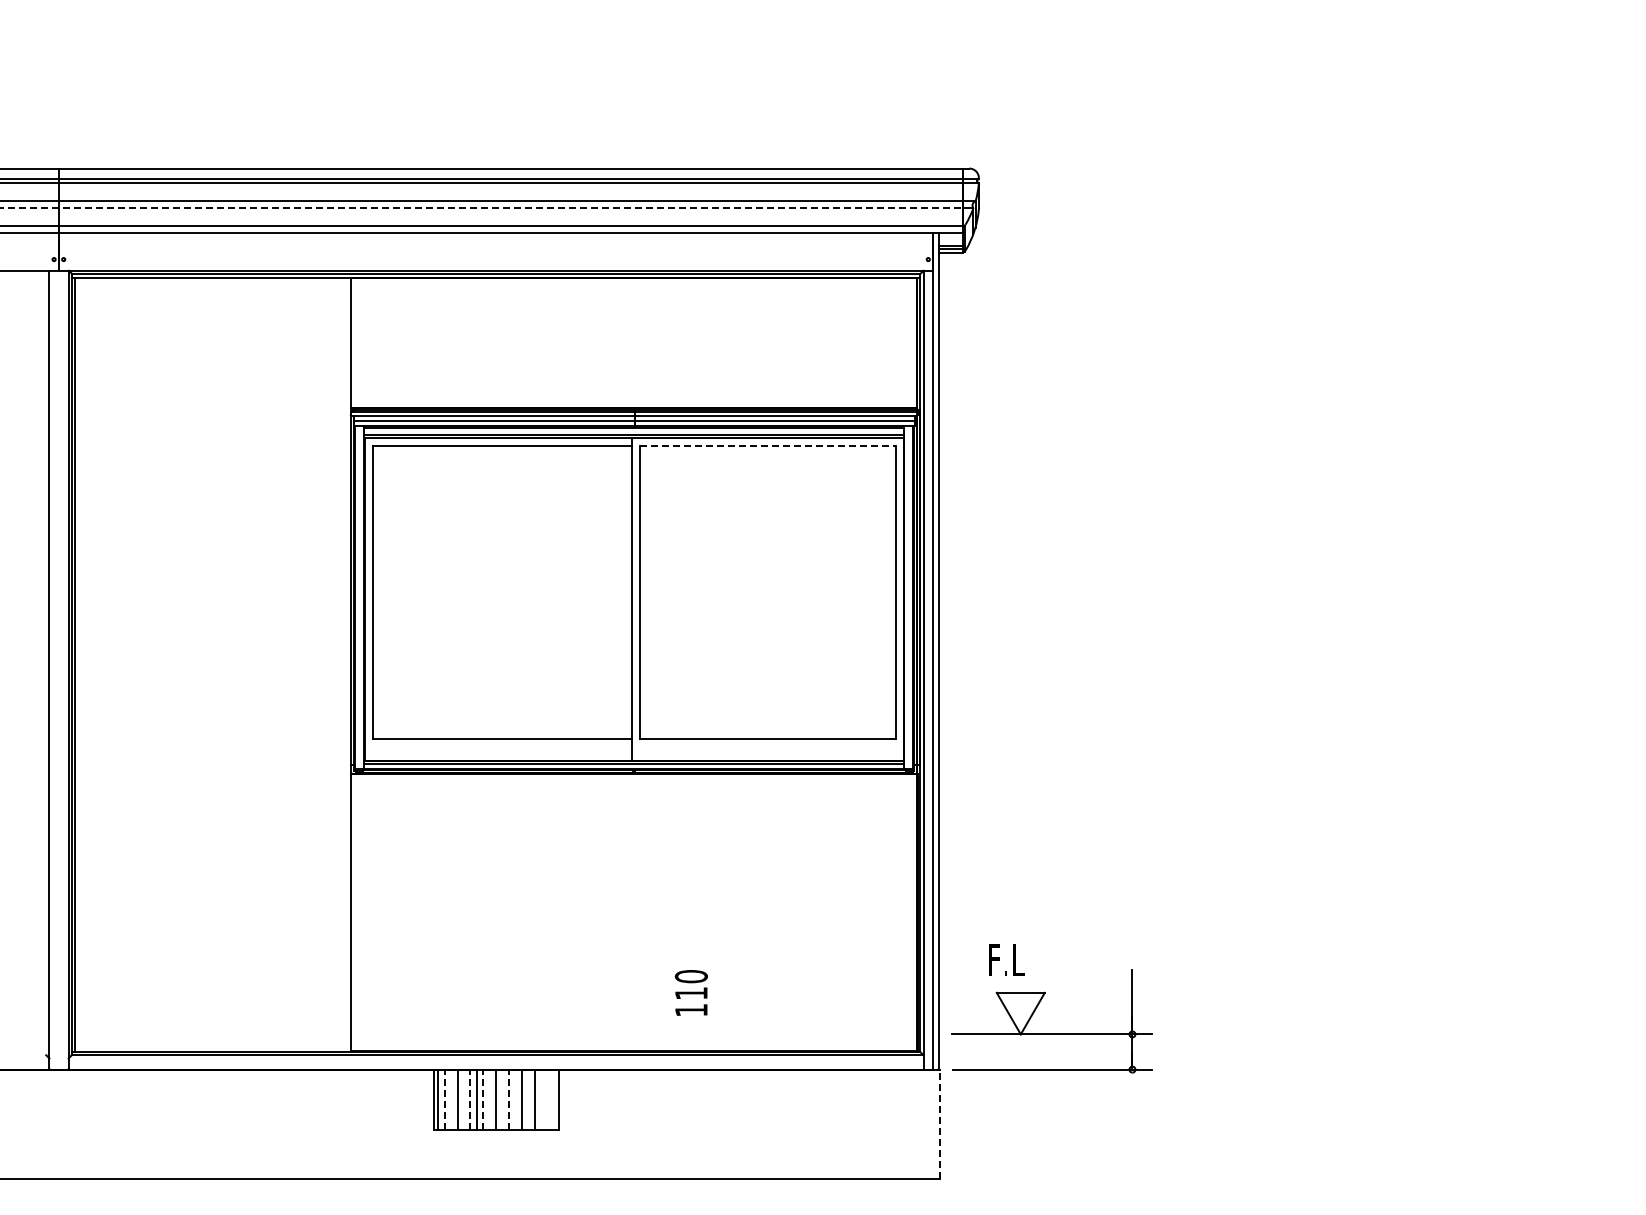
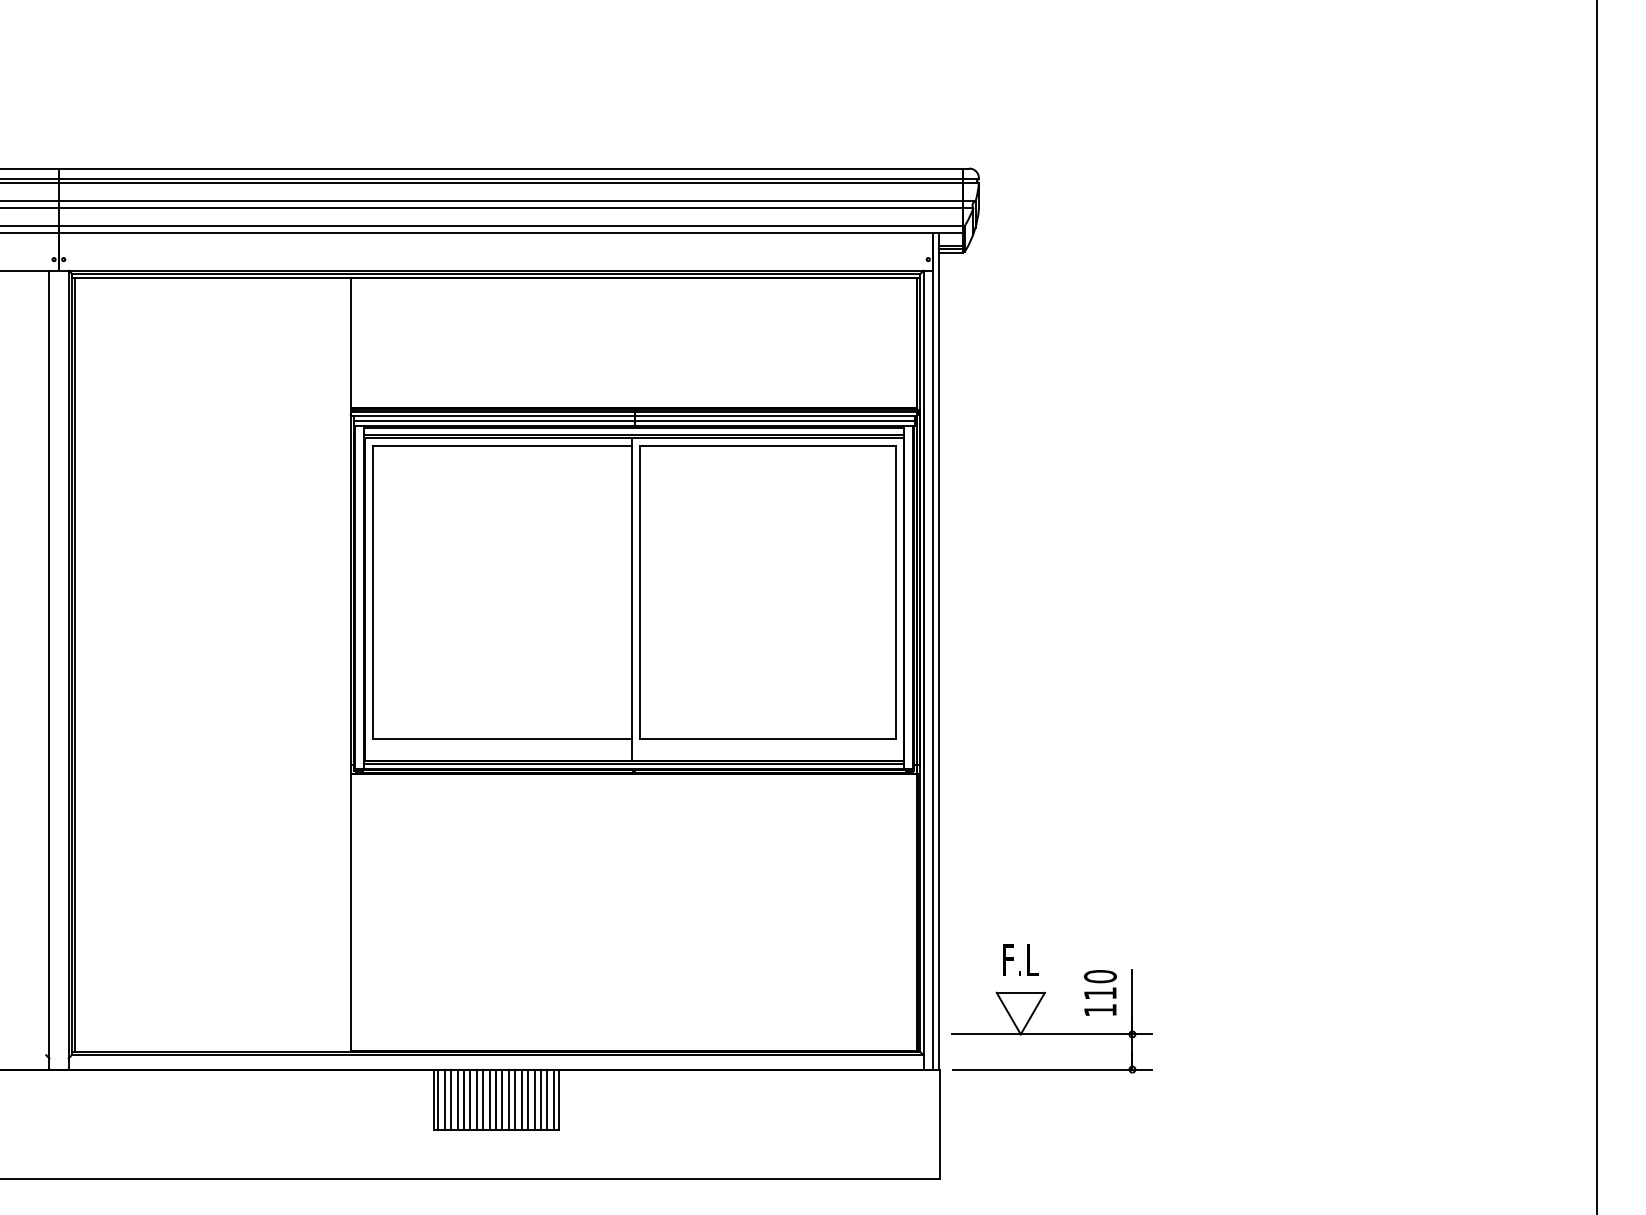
line: dashed -> solid (482, 208)
line: dashed -> solid (767, 446)
line: none -> present (1596, 606)
text position: (1006, 959) -> (1020, 959) (1020, 959)
text position: (691, 992) -> (1100, 992) (1100, 992)
line: dashed -> solid (444, 1099)
line: none -> present (451, 1099)
line: none -> present (464, 1099)
line: dashed -> solid (470, 1099)
line: dashed -> solid (483, 1099)
line: none -> present (489, 1099)
line: none -> present (502, 1099)
line: dashed -> solid (508, 1099)
line: none -> present (515, 1099)
line: none -> present (528, 1099)
line: none -> present (540, 1099)
line: none -> present (547, 1099)
line: none -> present (553, 1099)
line: dashed -> solid (940, 1123)
